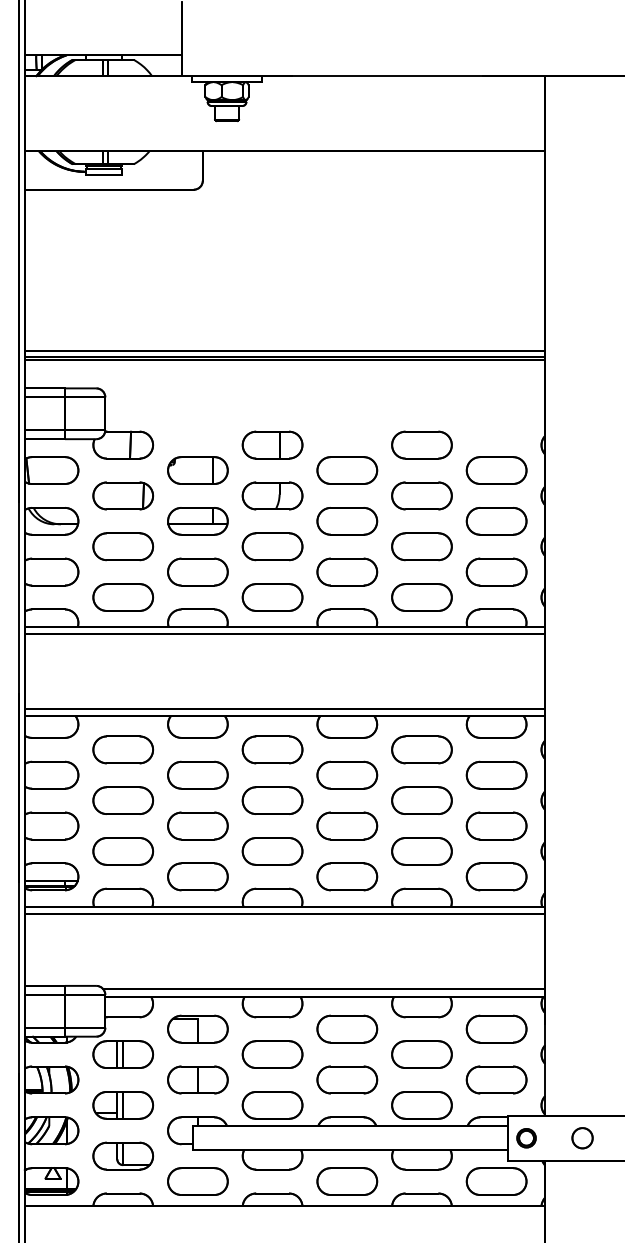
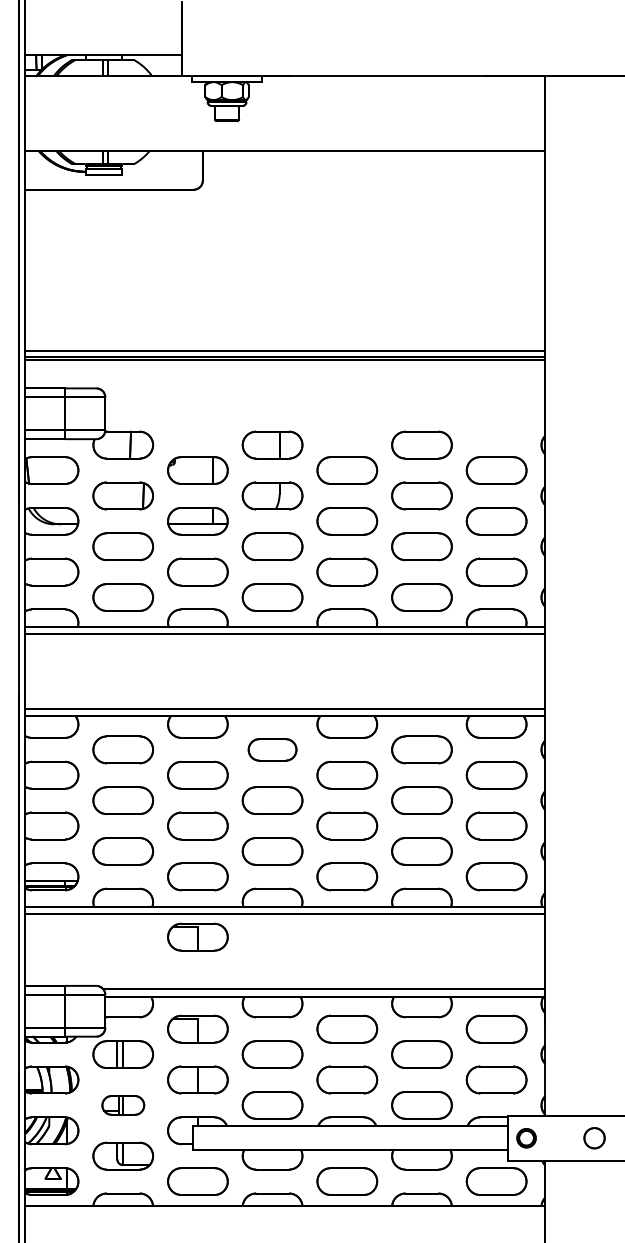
part size: 63x30 px -> 51x24 px (272, 749)
part: none -> present (197, 936)
part size: 63x29 px -> 45x21 px (123, 1105)
circle position: (582, 1138) -> (594, 1138) (594, 1138)
